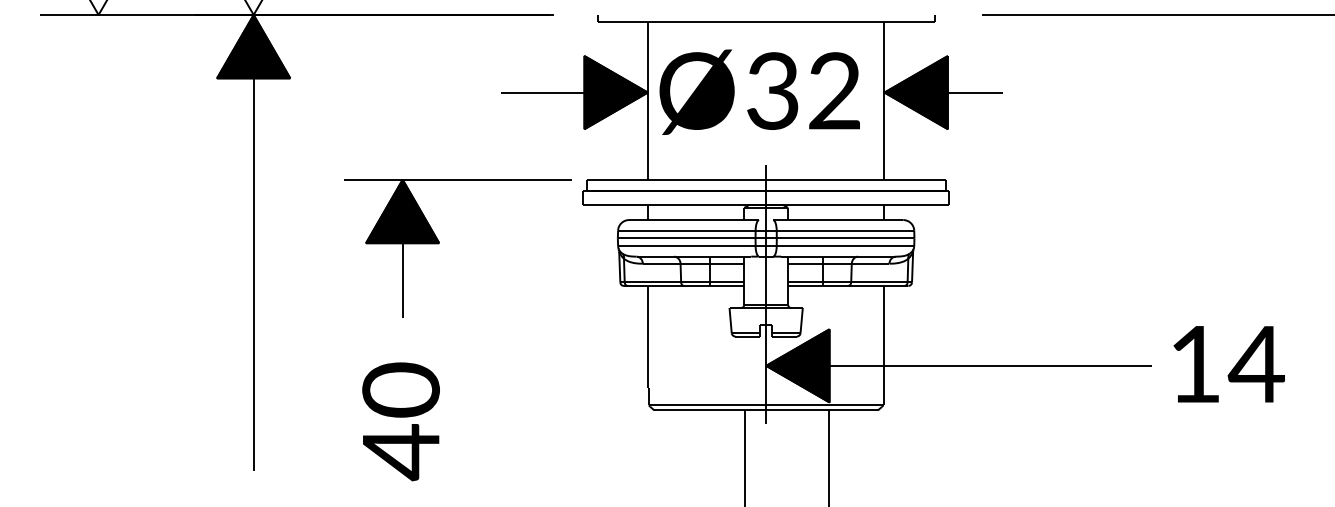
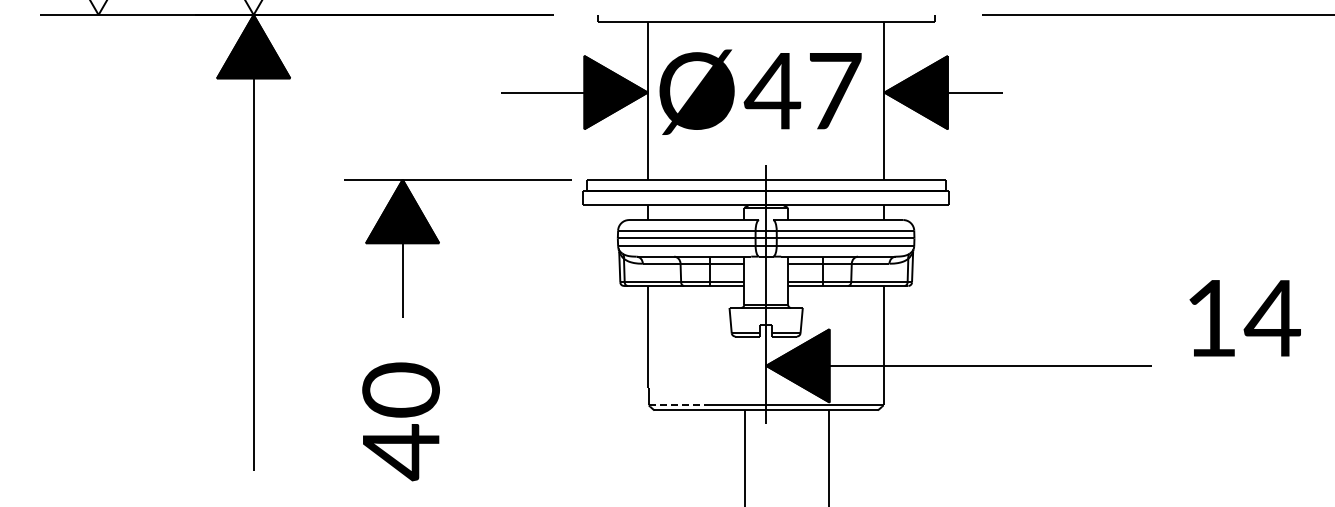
text: 32 -> 47 (802, 90)
text position: (1228, 364) -> (1244, 318) (1244, 318)
line: solid -> dashed (679, 405)
